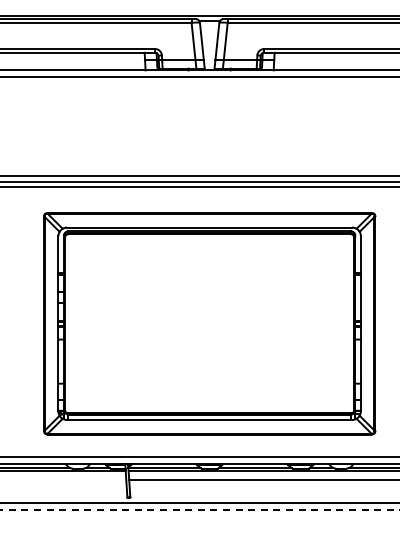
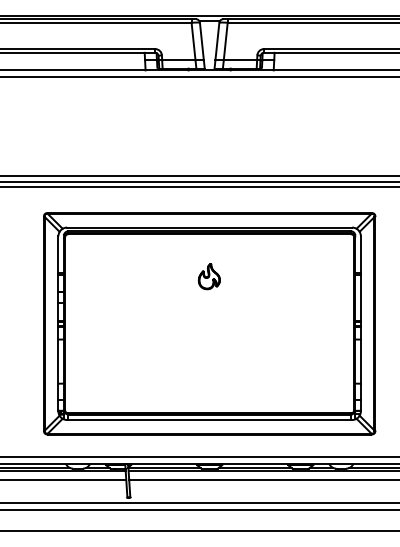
part: none -> present (208, 276)
line: none -> present (64, 479)
line: dashed -> solid (199, 509)
line: none -> present (199, 530)
